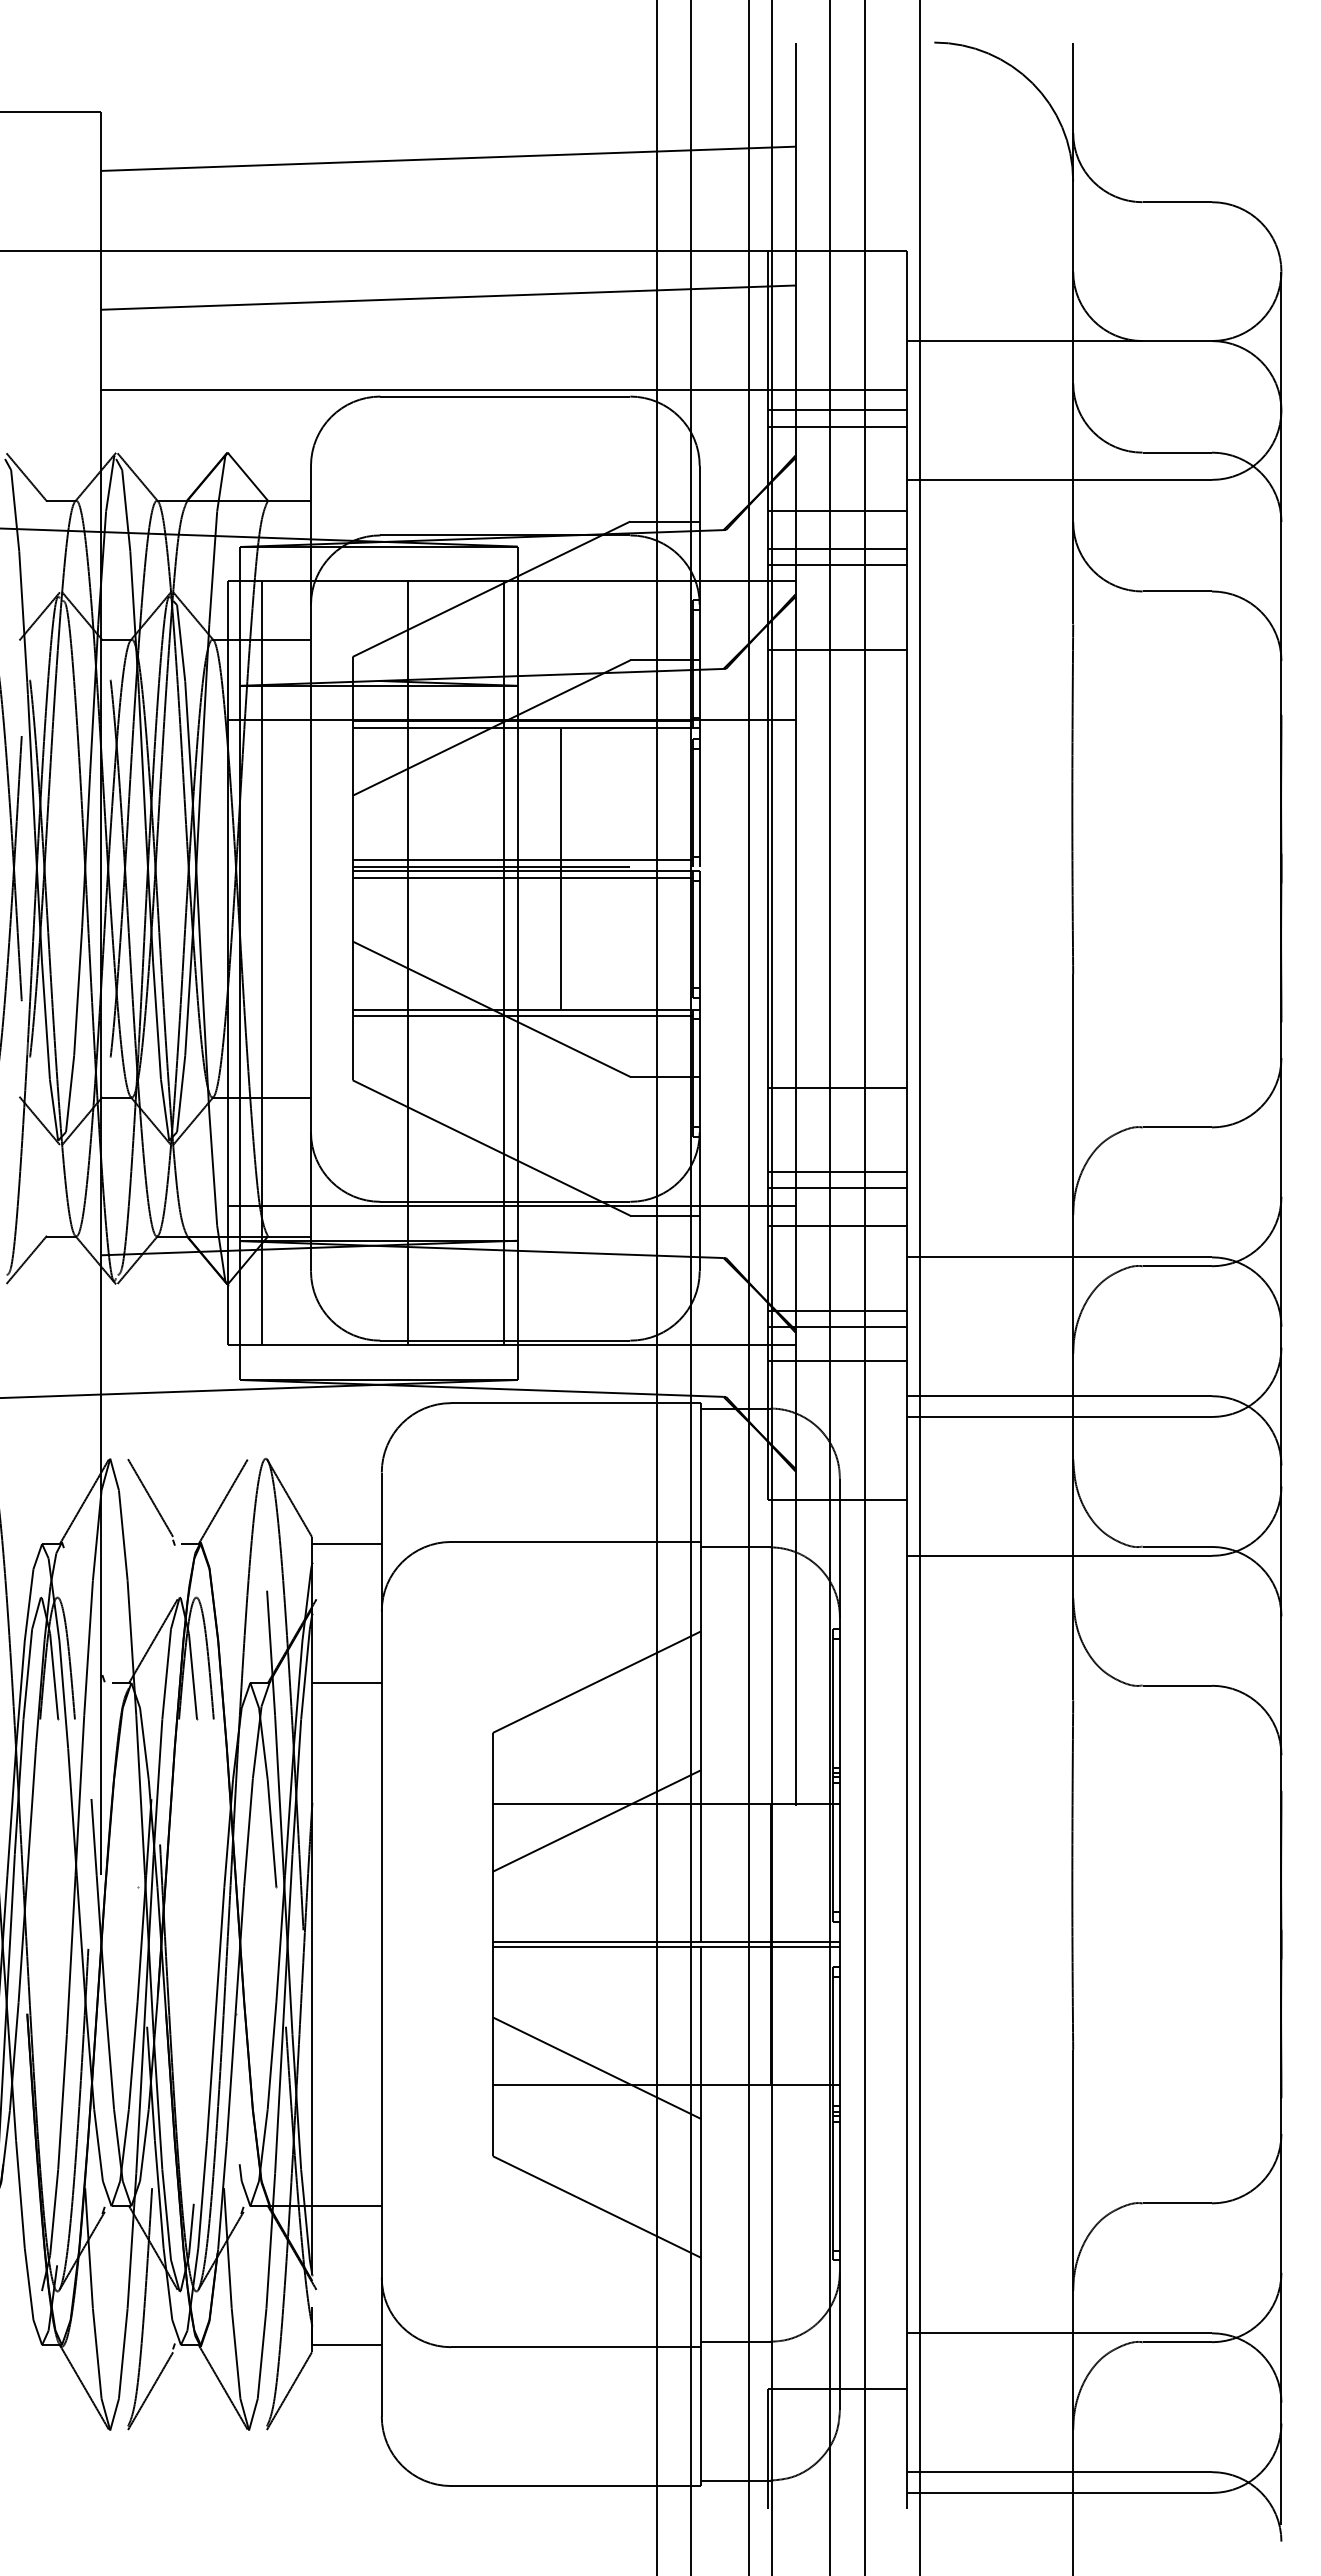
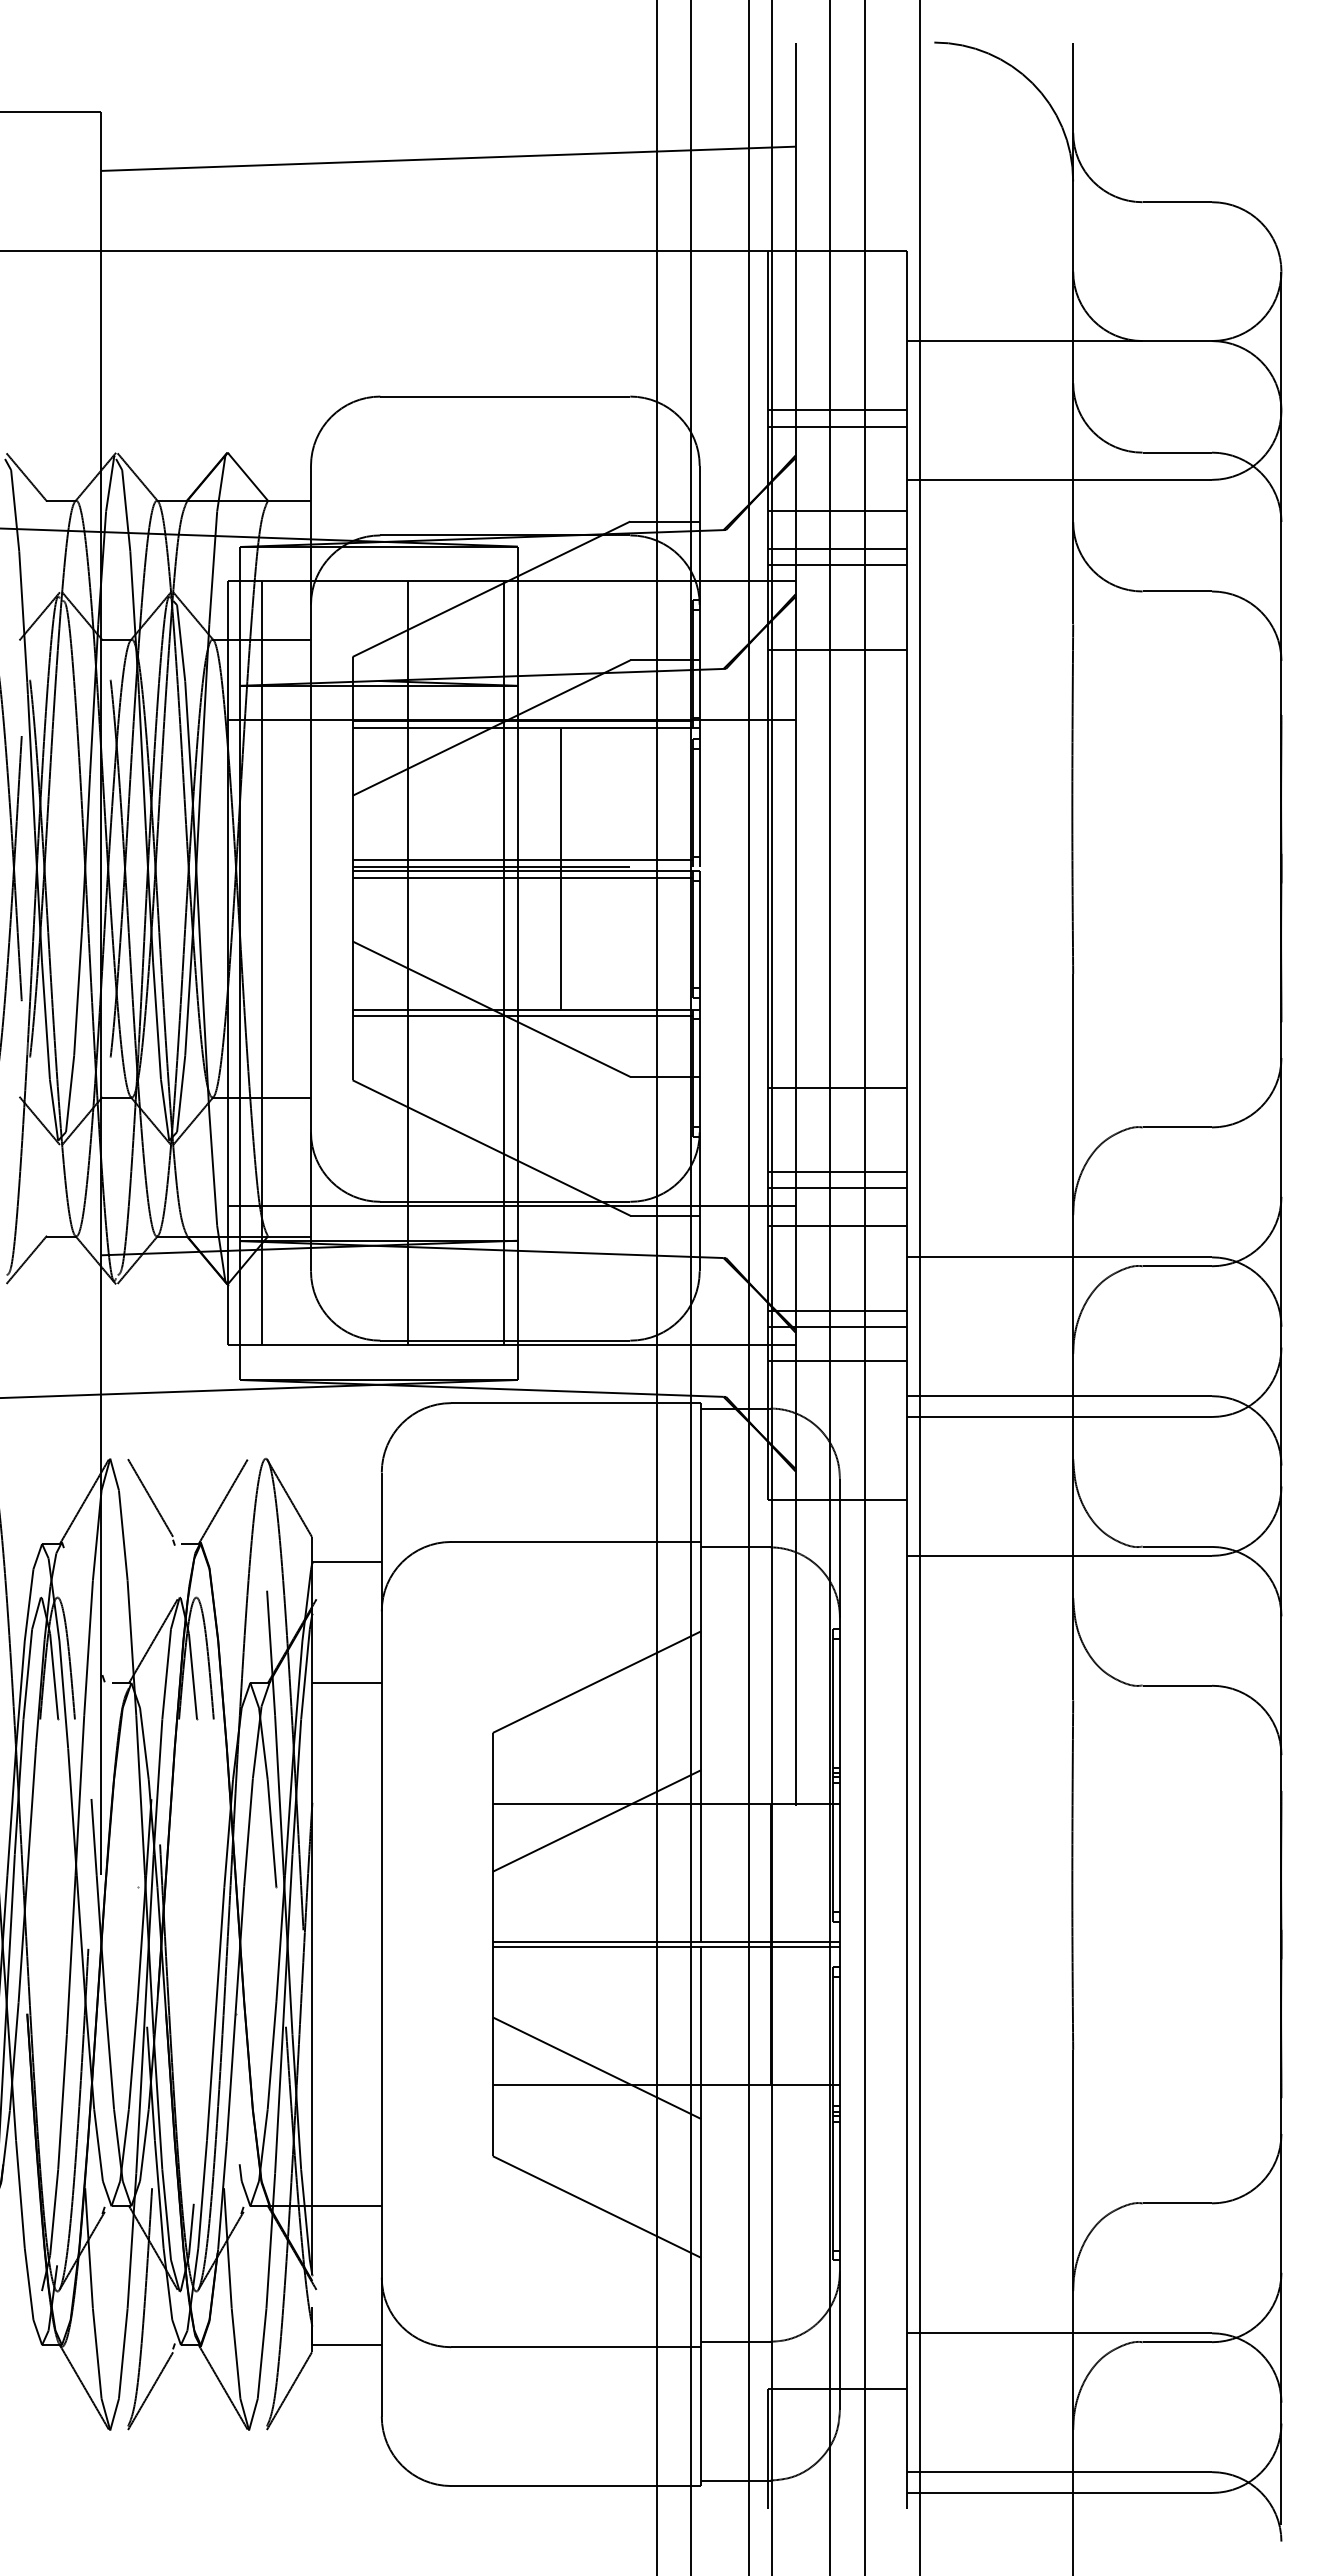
line: present -> none (448, 297)
line: present -> none (503, 389)
line position: (346, 1544) -> (346, 1562) (346, 1562)
